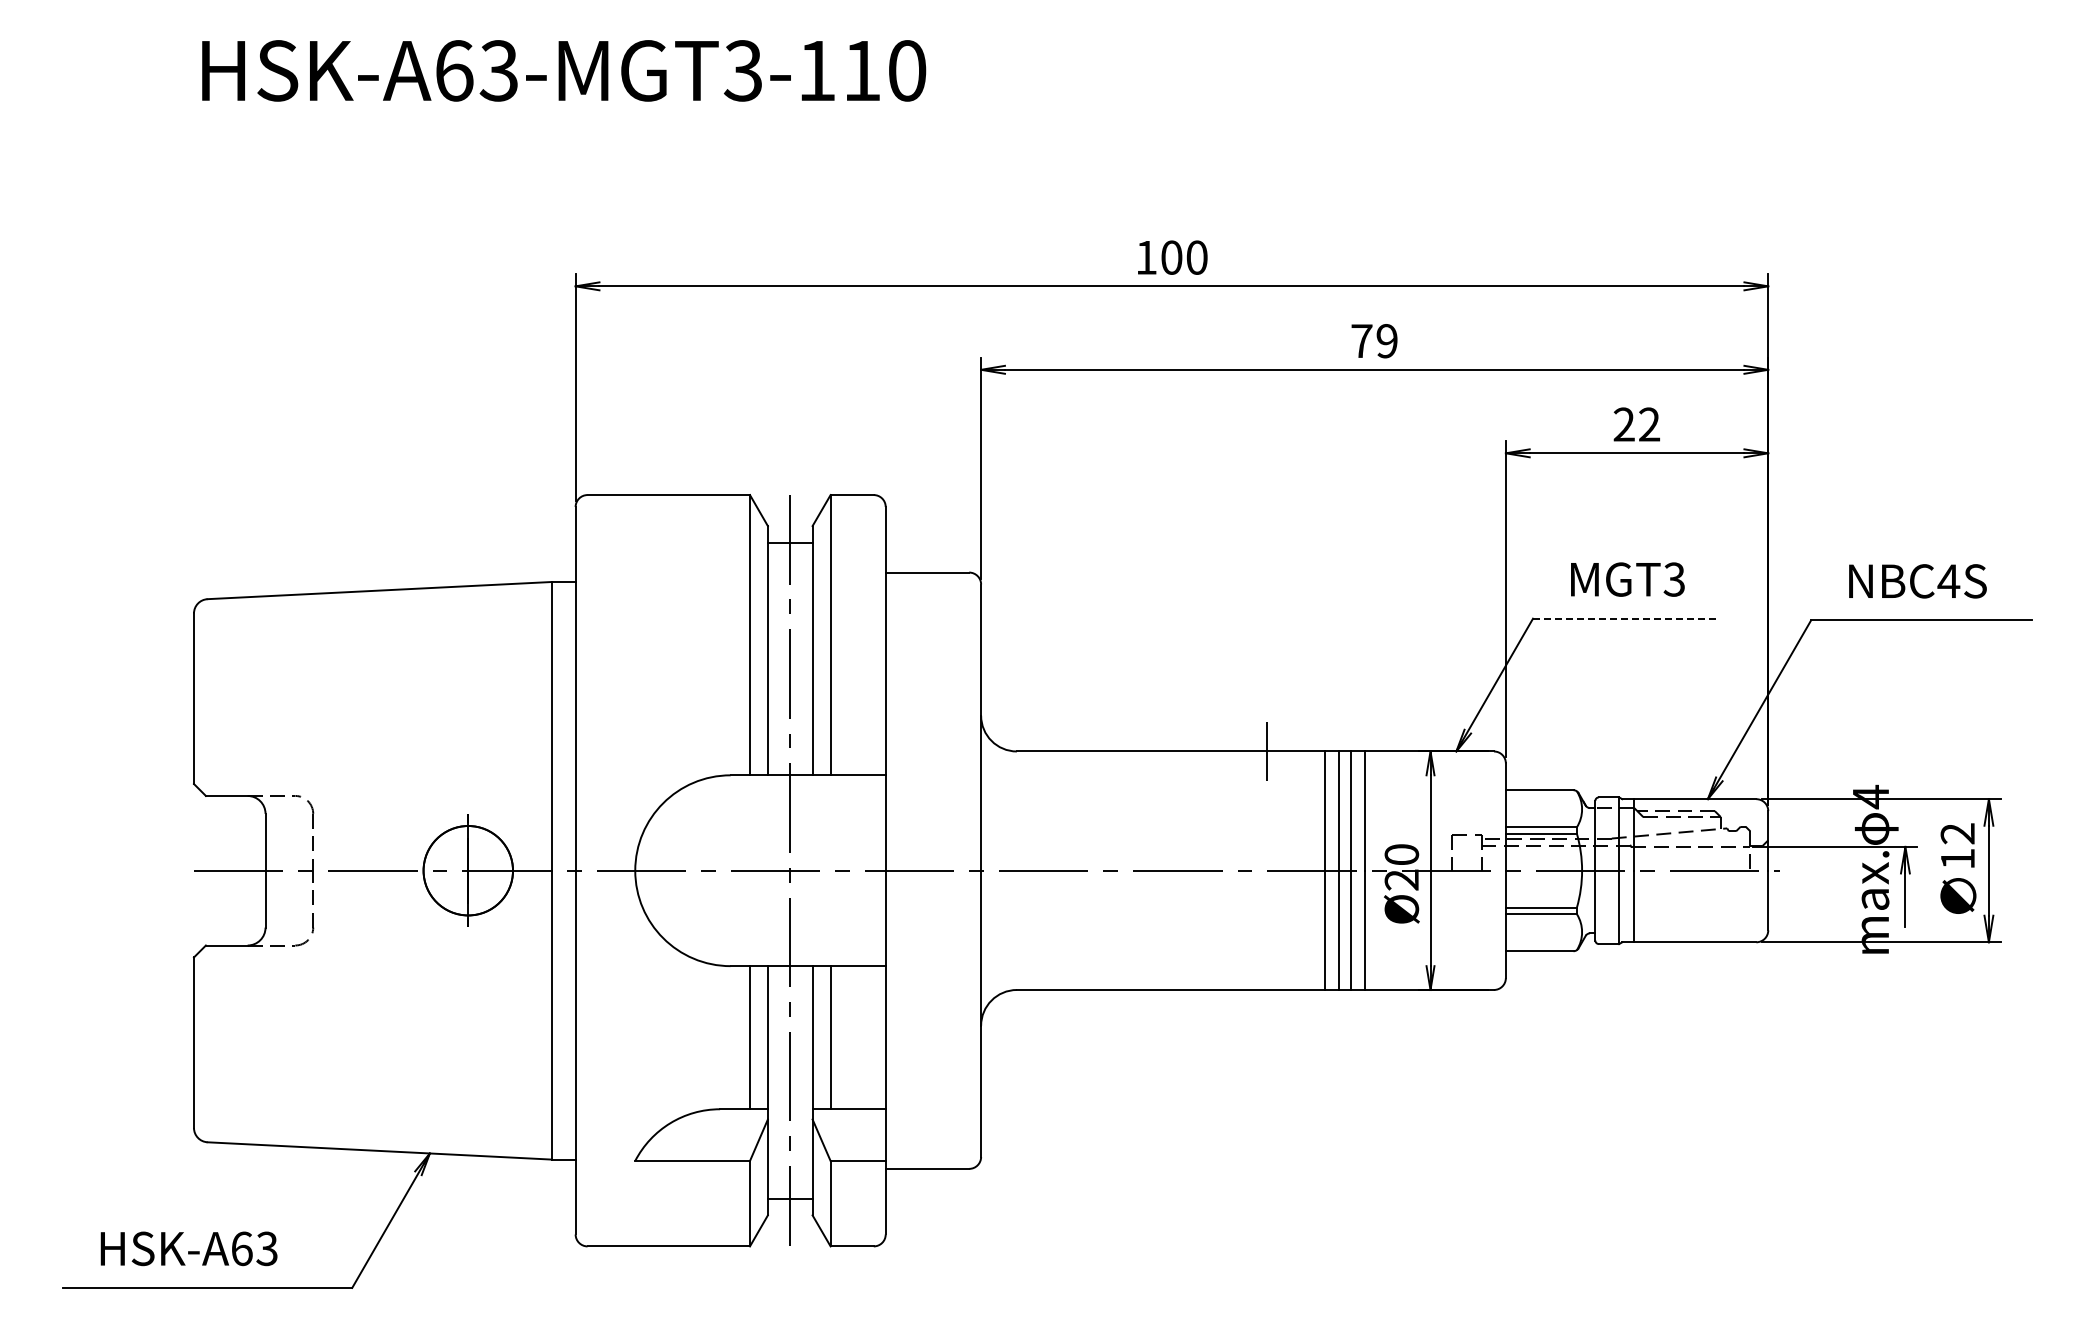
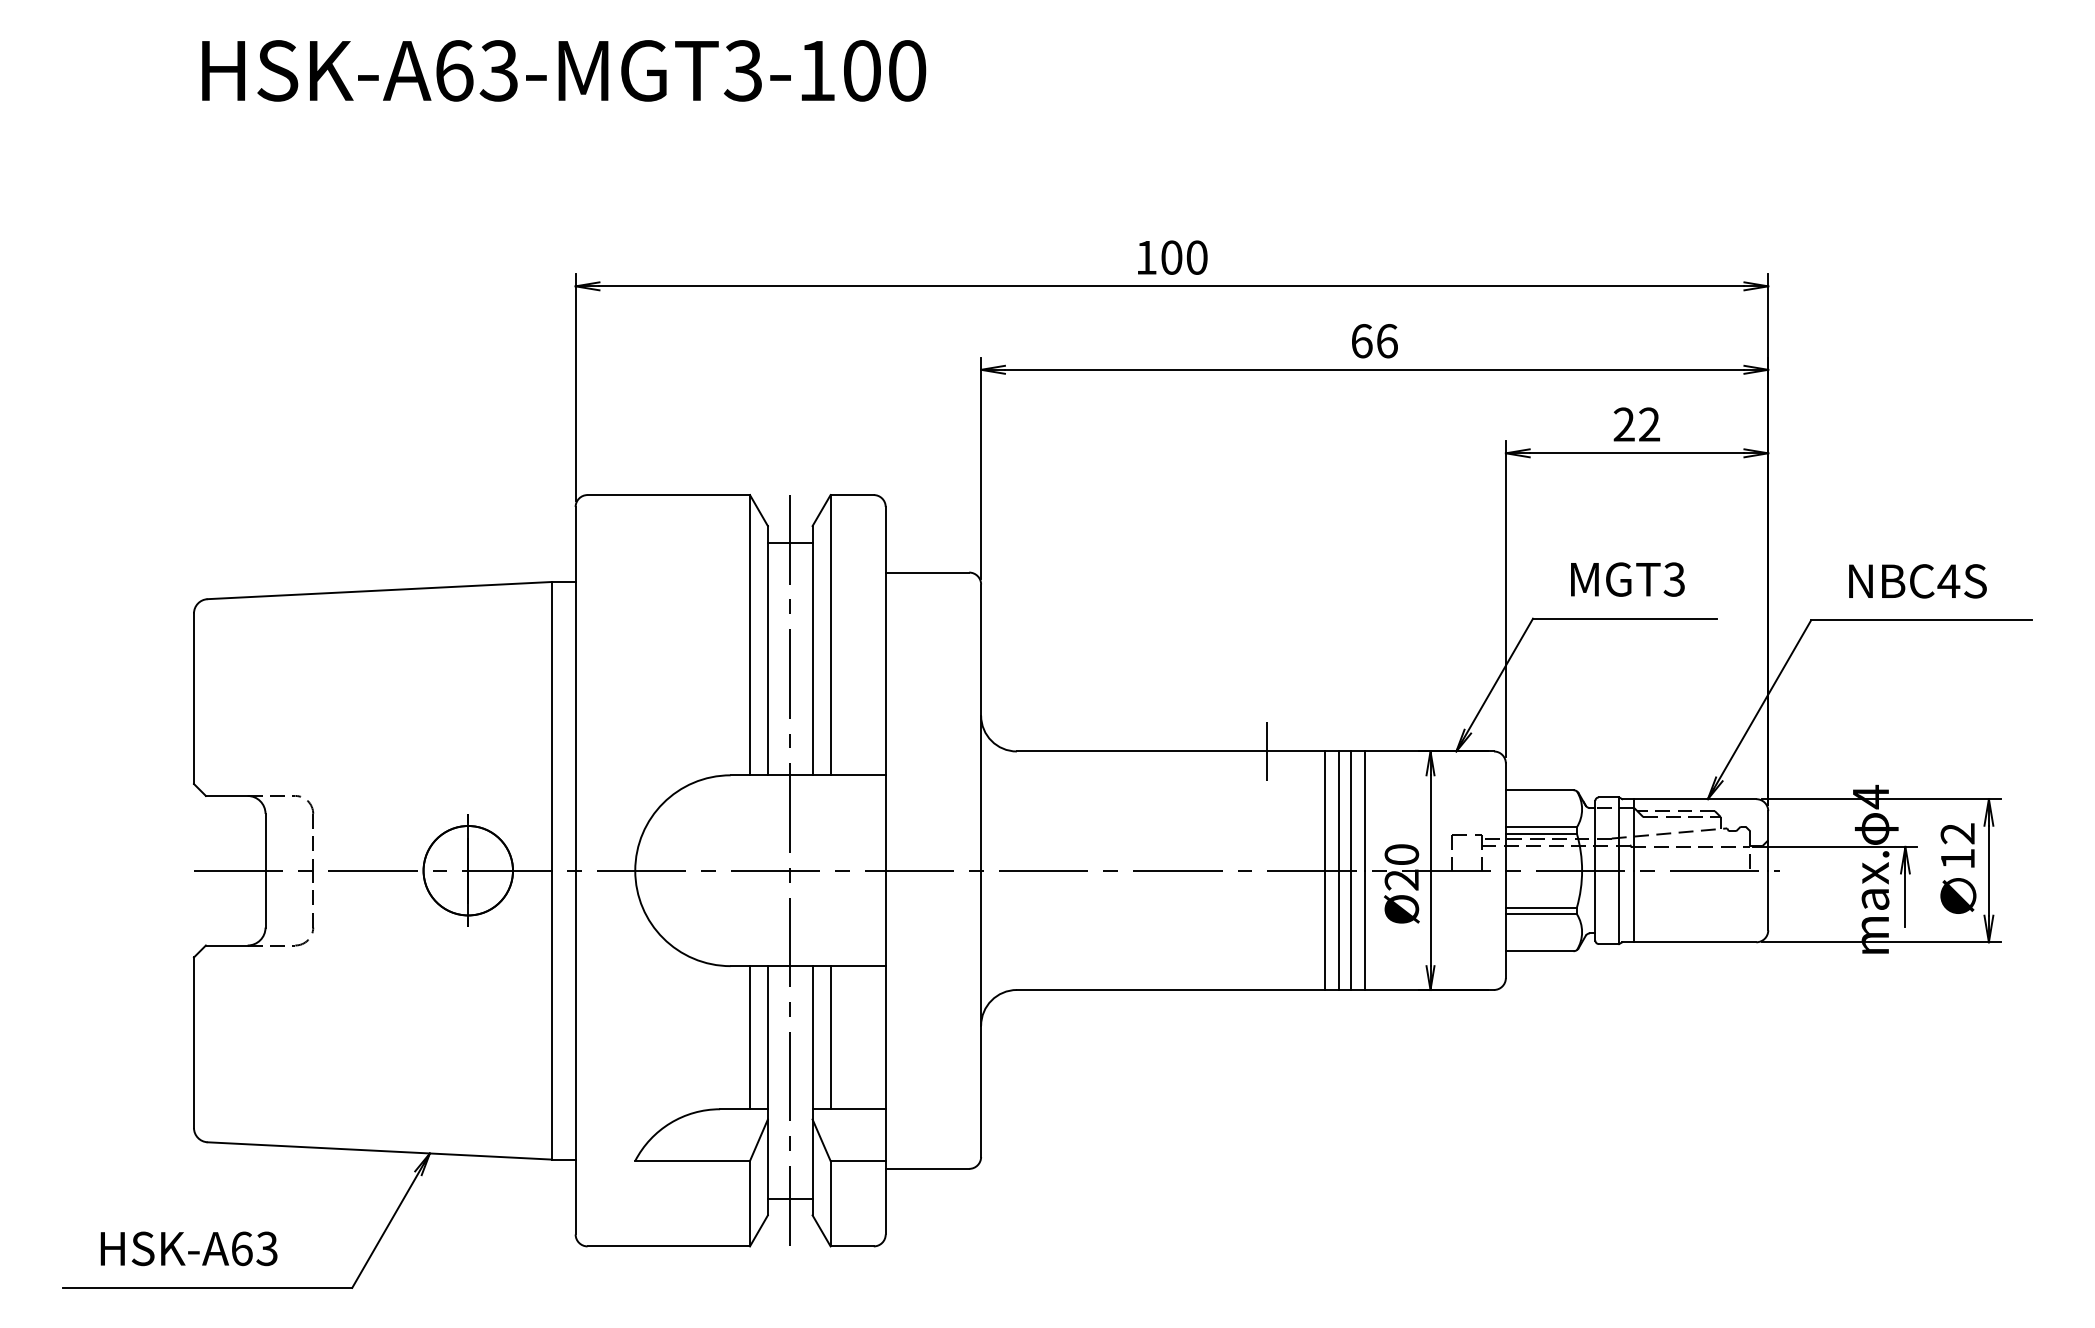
text: HSK-A63-MGT3-110 -> HSK-A63-MGT3-100 (862, 70)
text: 79 -> 66 (1374, 341)
line: dashed -> solid (1625, 618)
